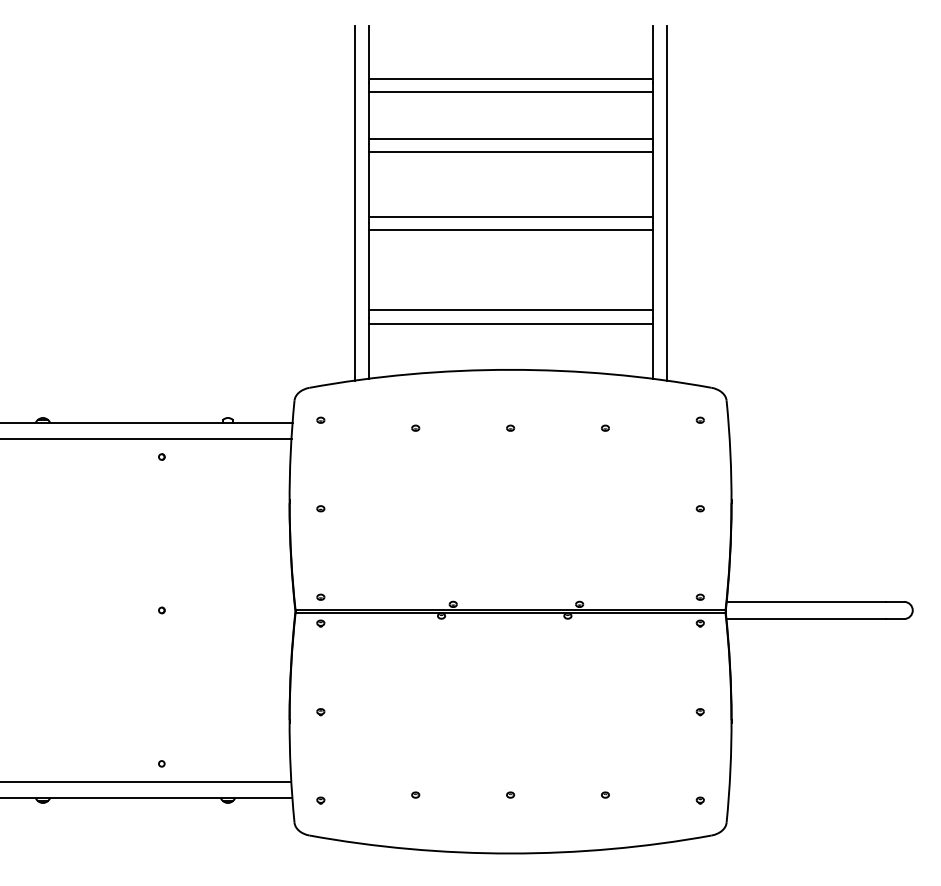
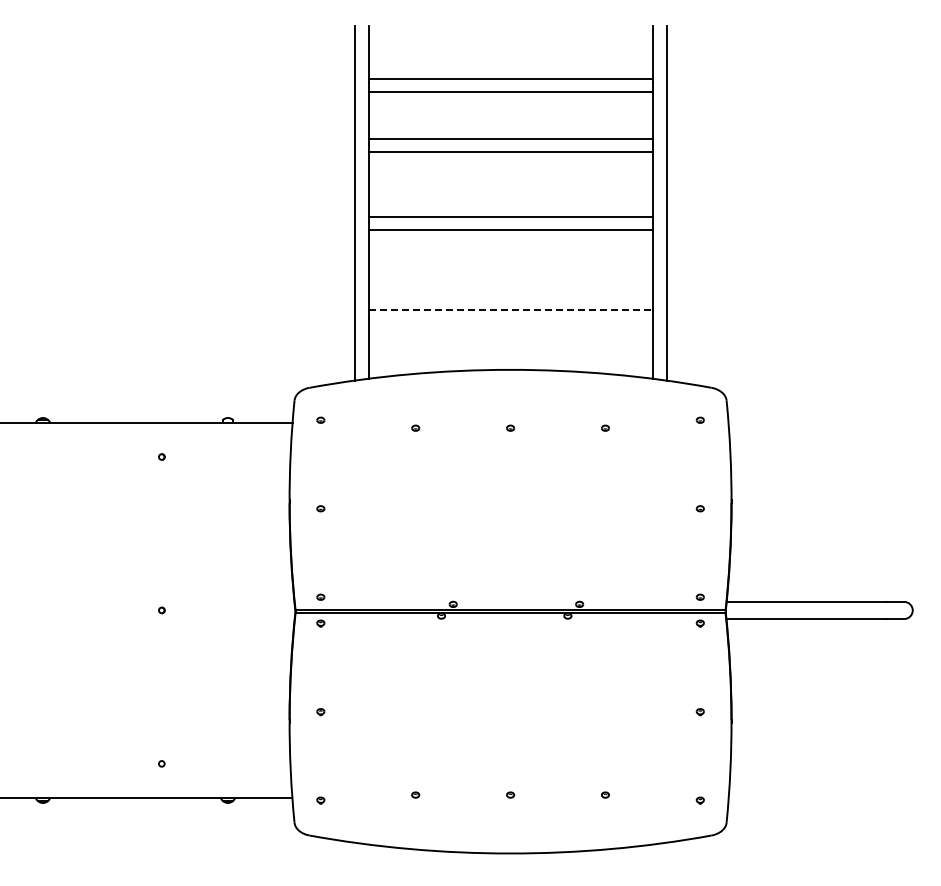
line: solid -> dashed (510, 309)
line: present -> none (510, 323)
line: present -> none (146, 438)
line: present -> none (146, 782)
